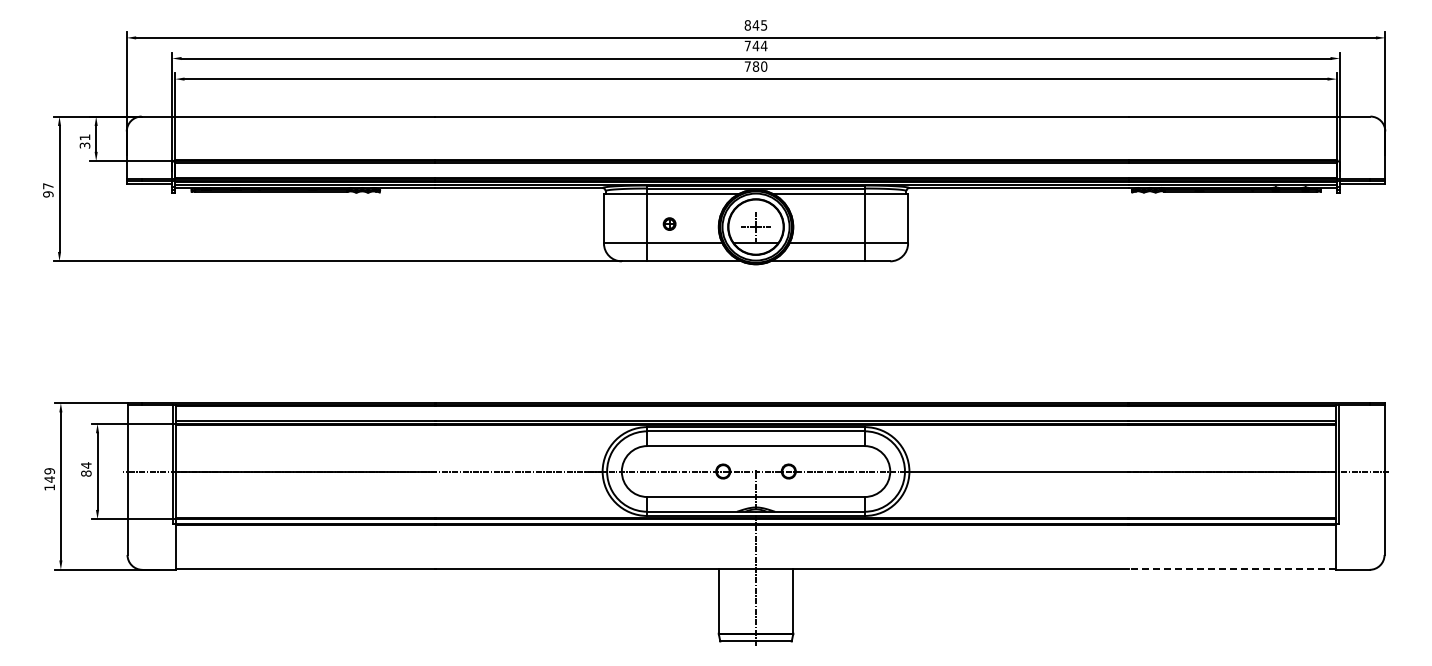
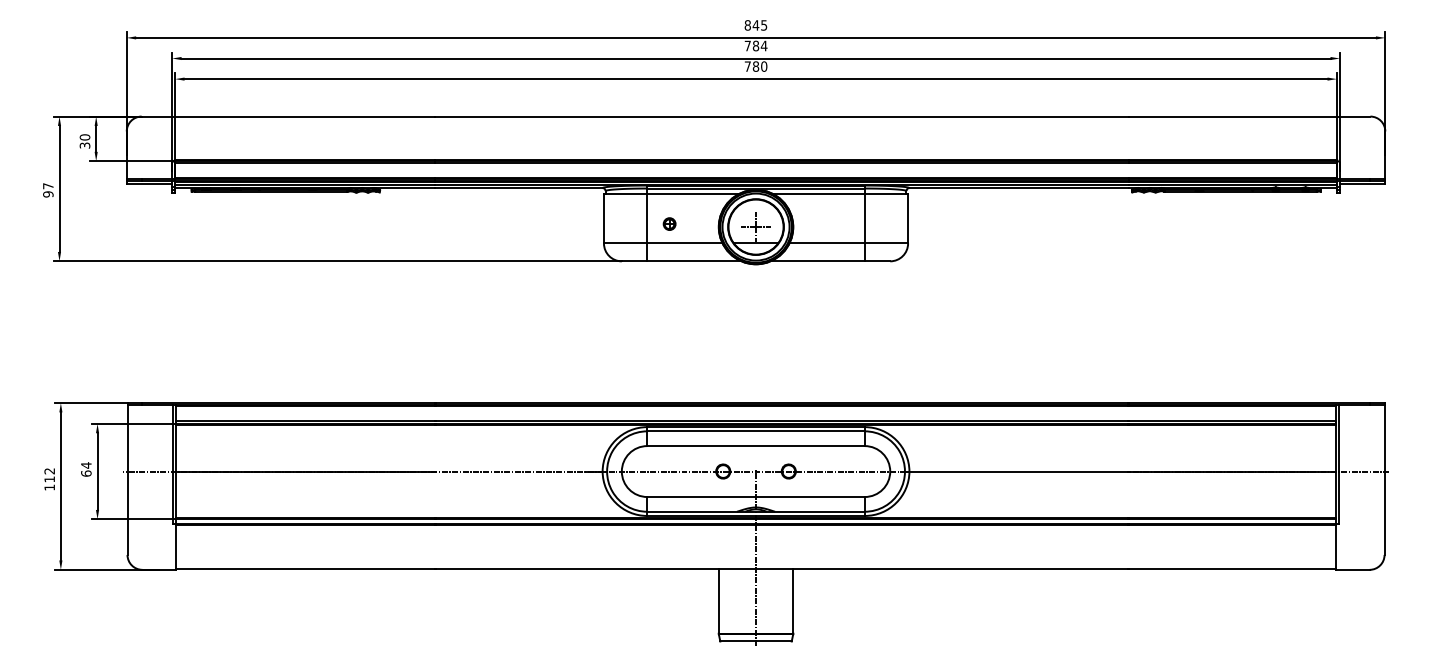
text: 744 -> 784 (755, 45)
text: 31 -> 30 (84, 137)
text: 84 -> 64 (86, 473)
text: 149 -> 112 (49, 475)
line: dashed -> solid (1231, 569)
